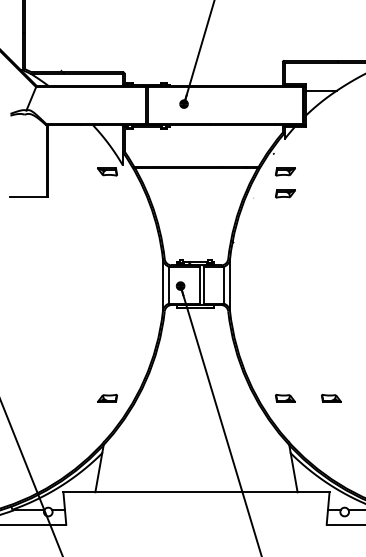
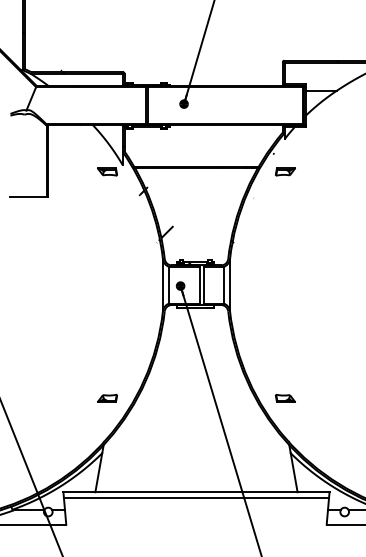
part: present -> none (285, 193)
hatch: none -> present (160, 205)
part: present -> none (331, 397)
line: none -> present (196, 497)
